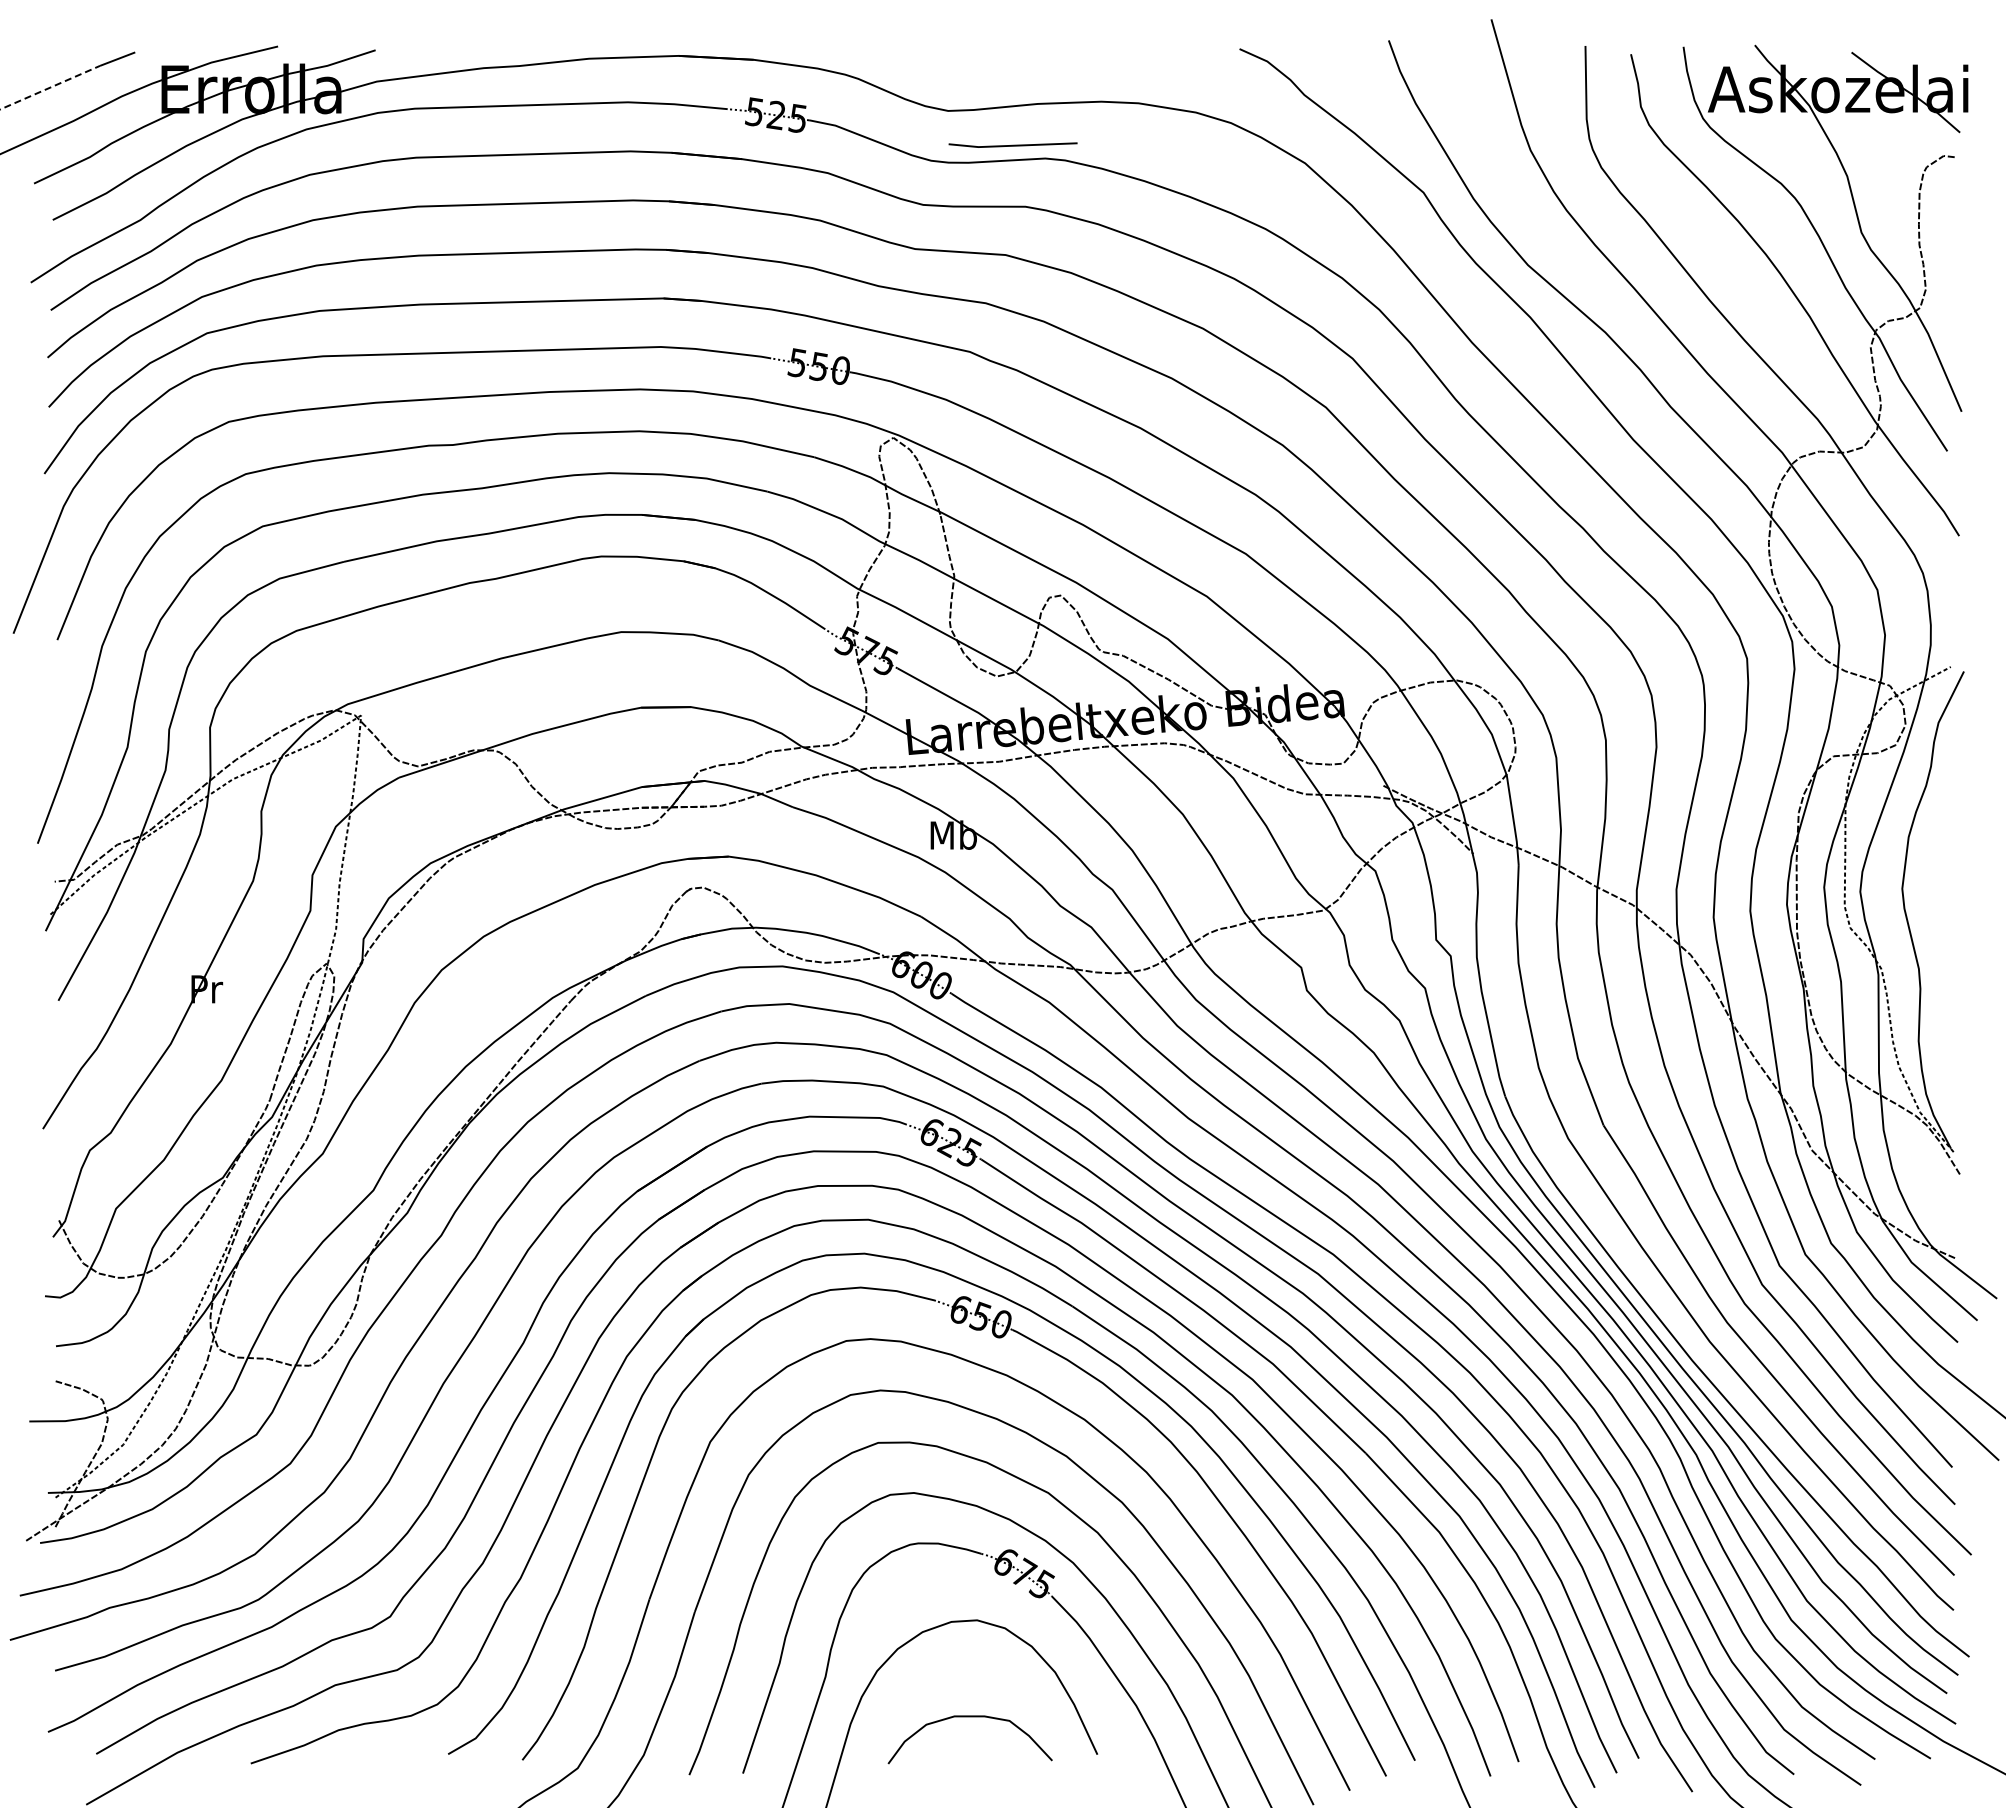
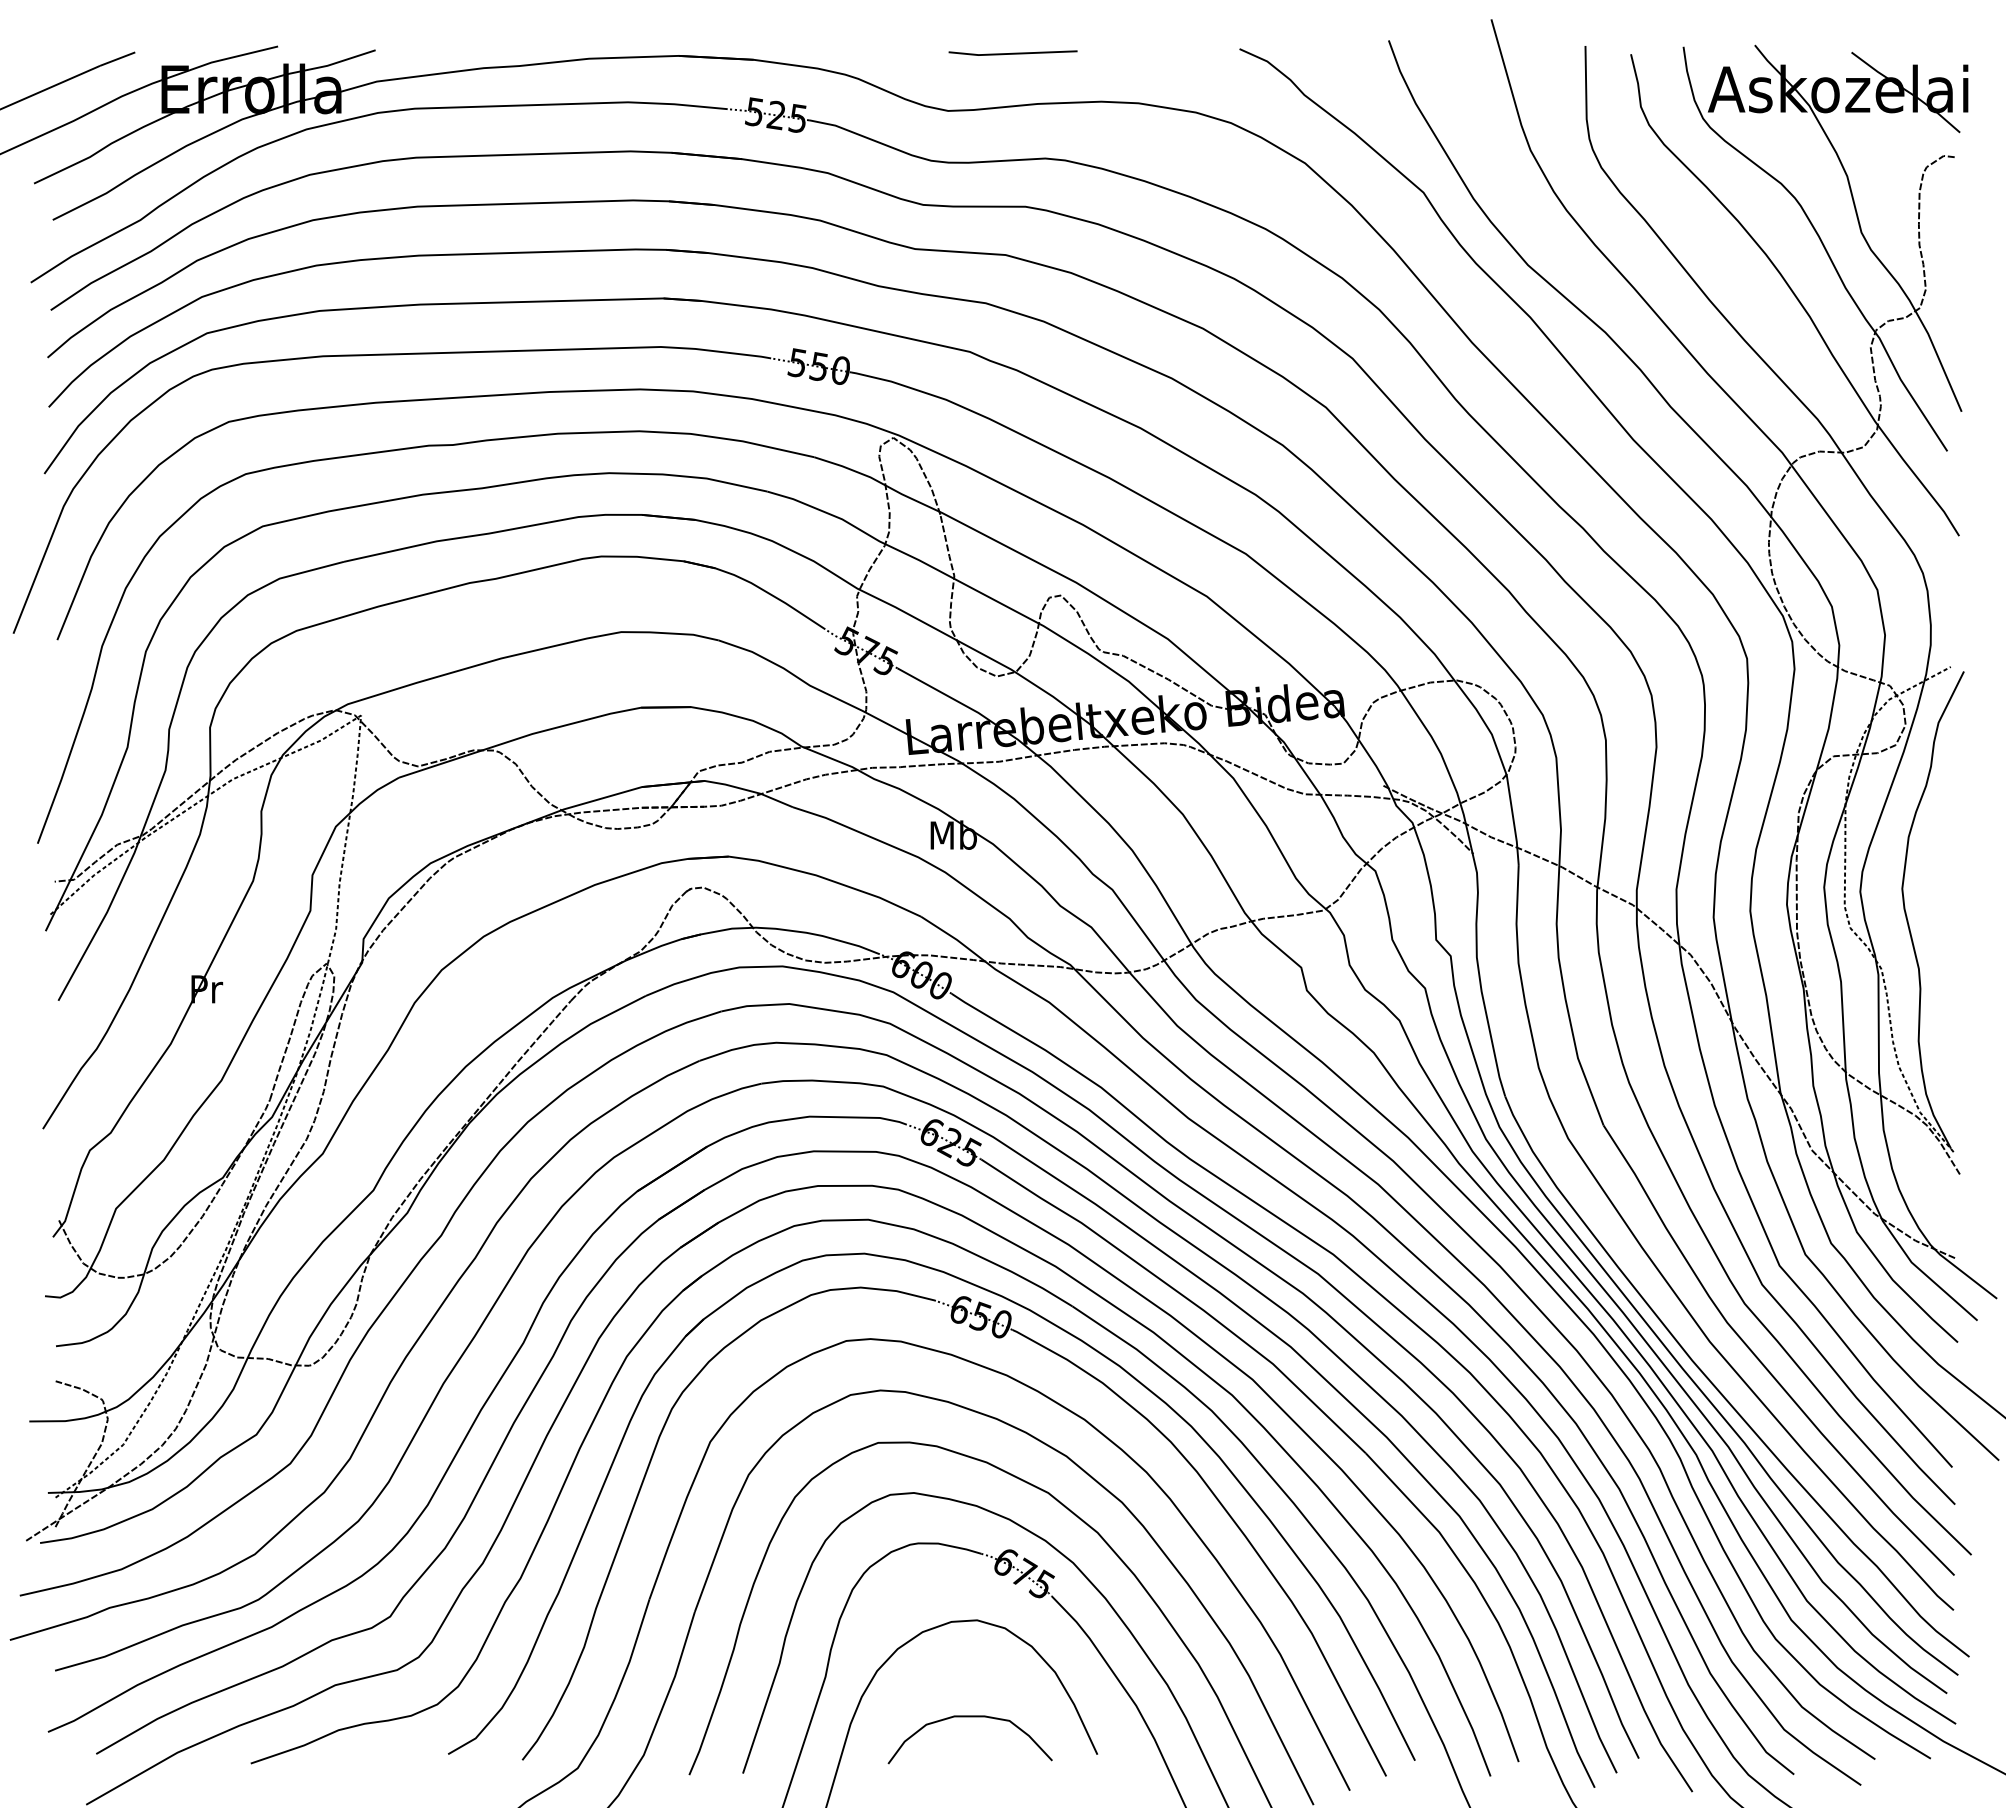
line: dashed -> solid (50, 87)
line position: (1012, 144) -> (1012, 52) (1012, 52)
